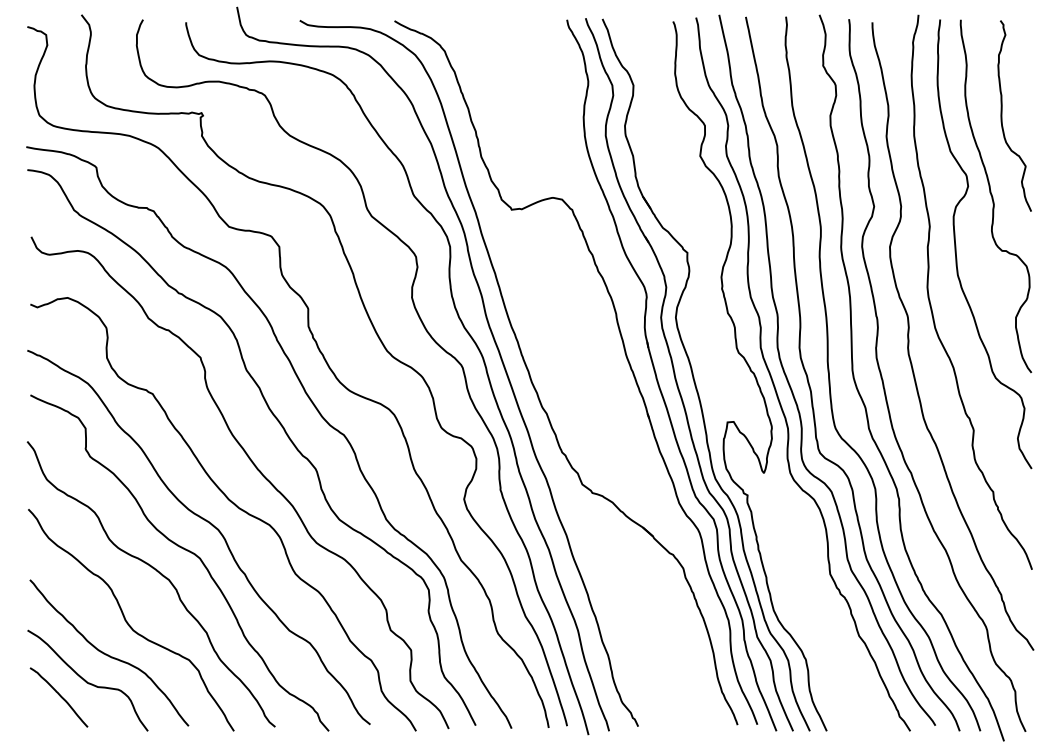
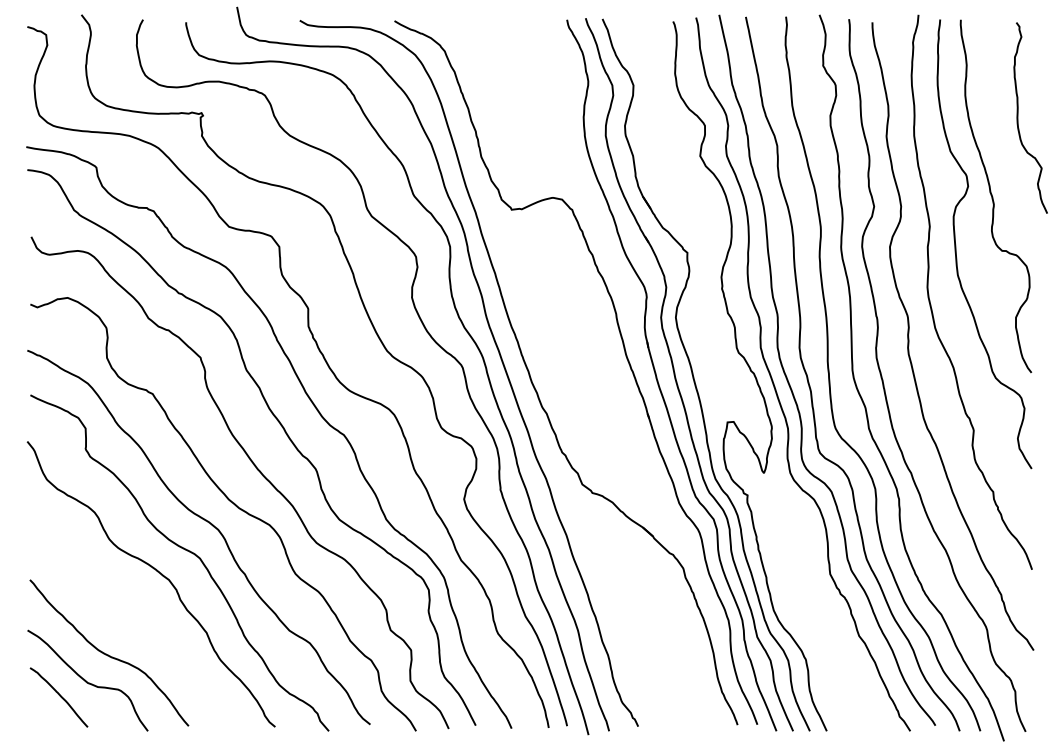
curve position: (1002, 115) -> (1018, 117) (1018, 117)
curve: present -> none (128, 622)
